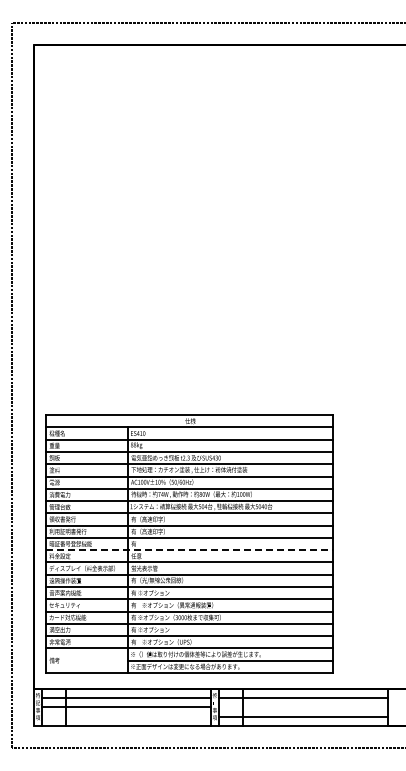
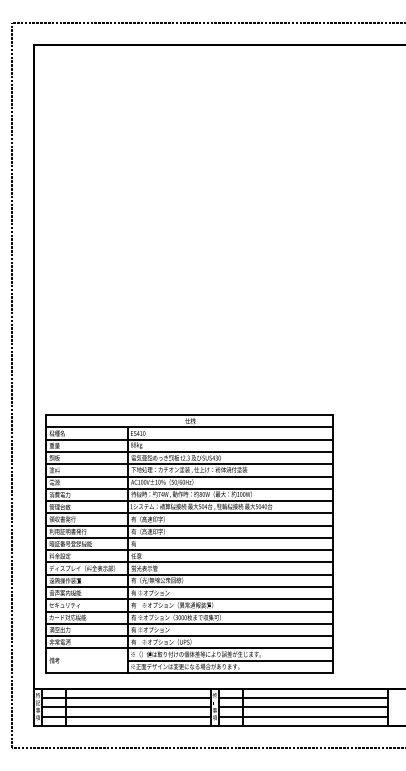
line: dashed -> solid (189, 550)
line: none -> present (303, 707)
line: none -> present (126, 716)
